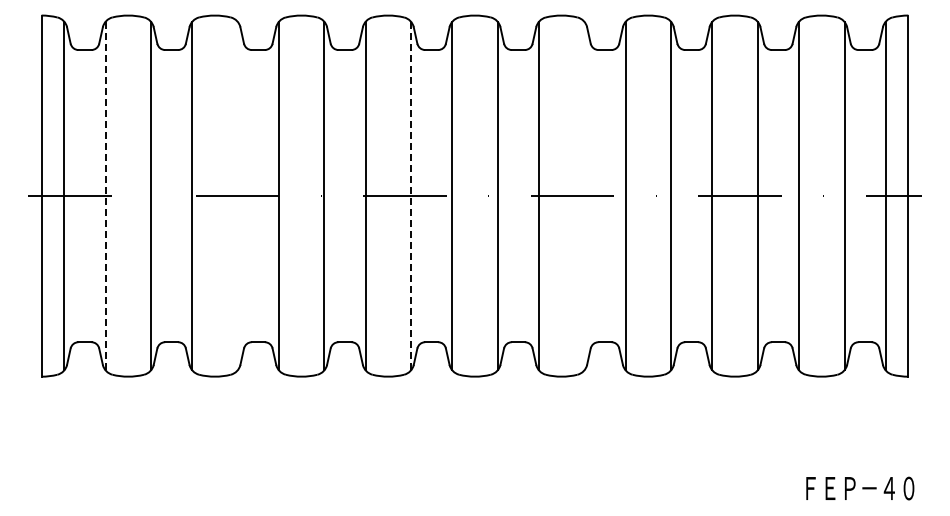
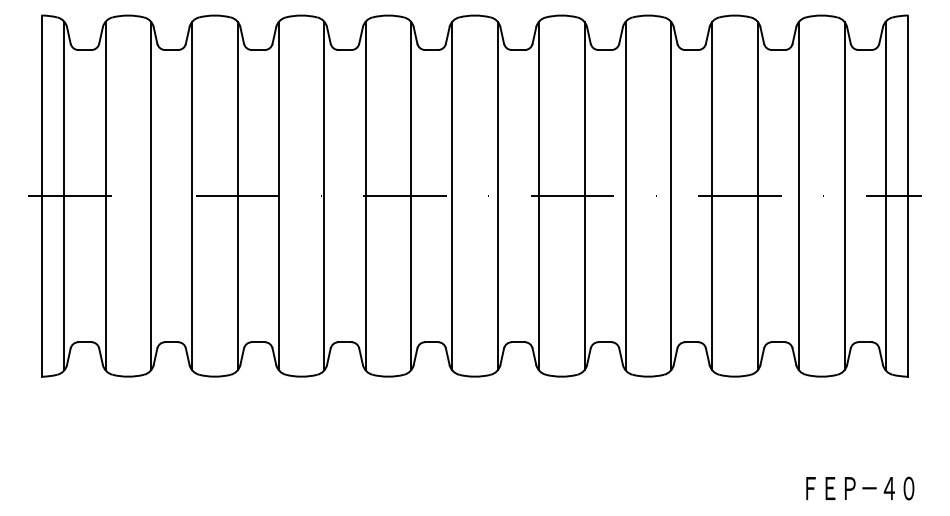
line: none -> present (237, 195)
line: dashed -> solid (411, 195)
line: none -> present (584, 195)
line: dashed -> solid (105, 196)
